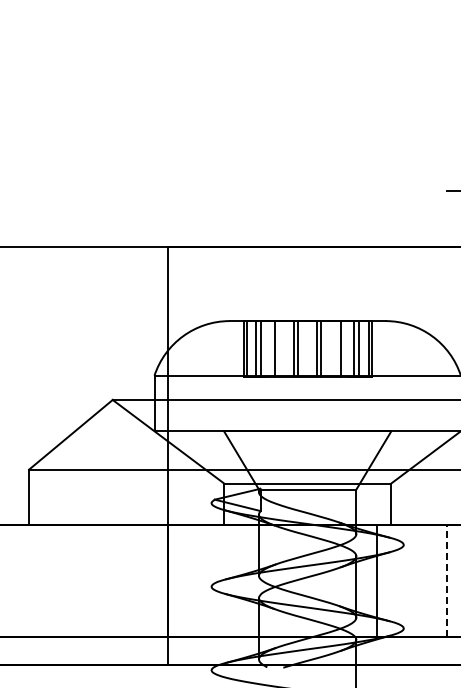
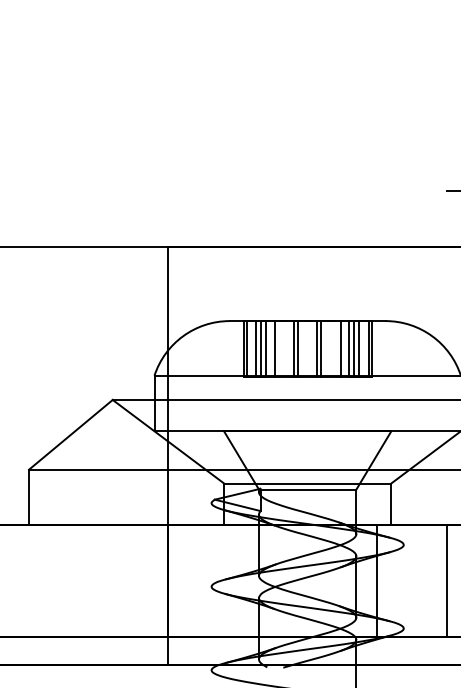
line: none -> present (265, 348)
line: none -> present (349, 348)
line: dashed -> solid (446, 581)
